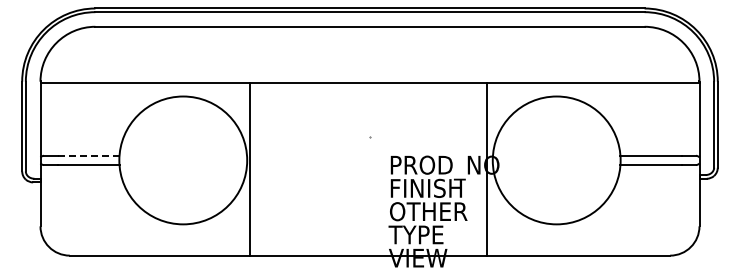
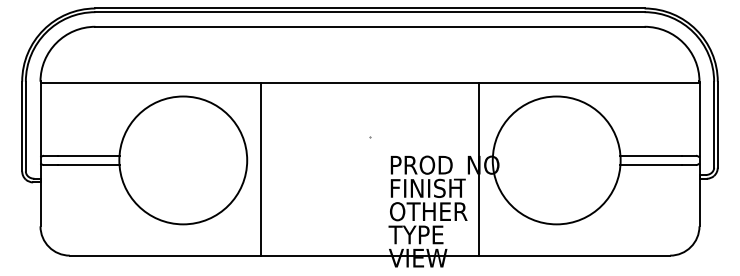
line: dashed -> solid (88, 155)
line position: (250, 168) -> (261, 168) (261, 168)
line position: (486, 168) -> (478, 168) (478, 168)
